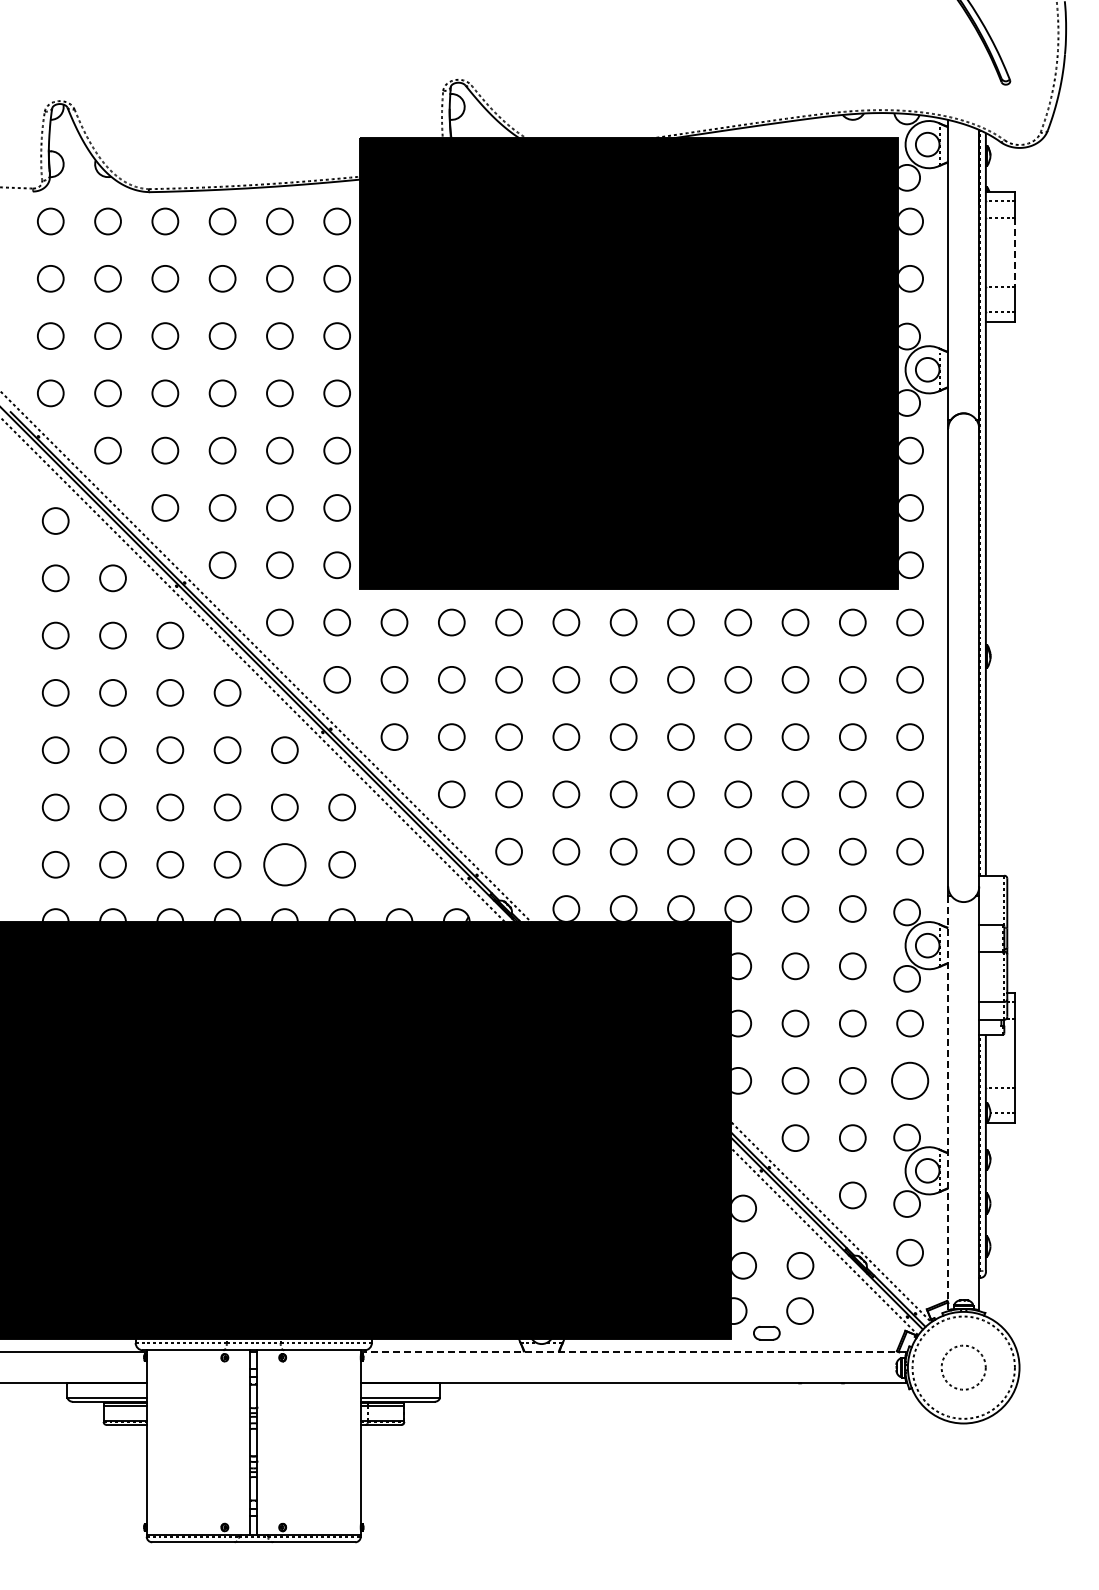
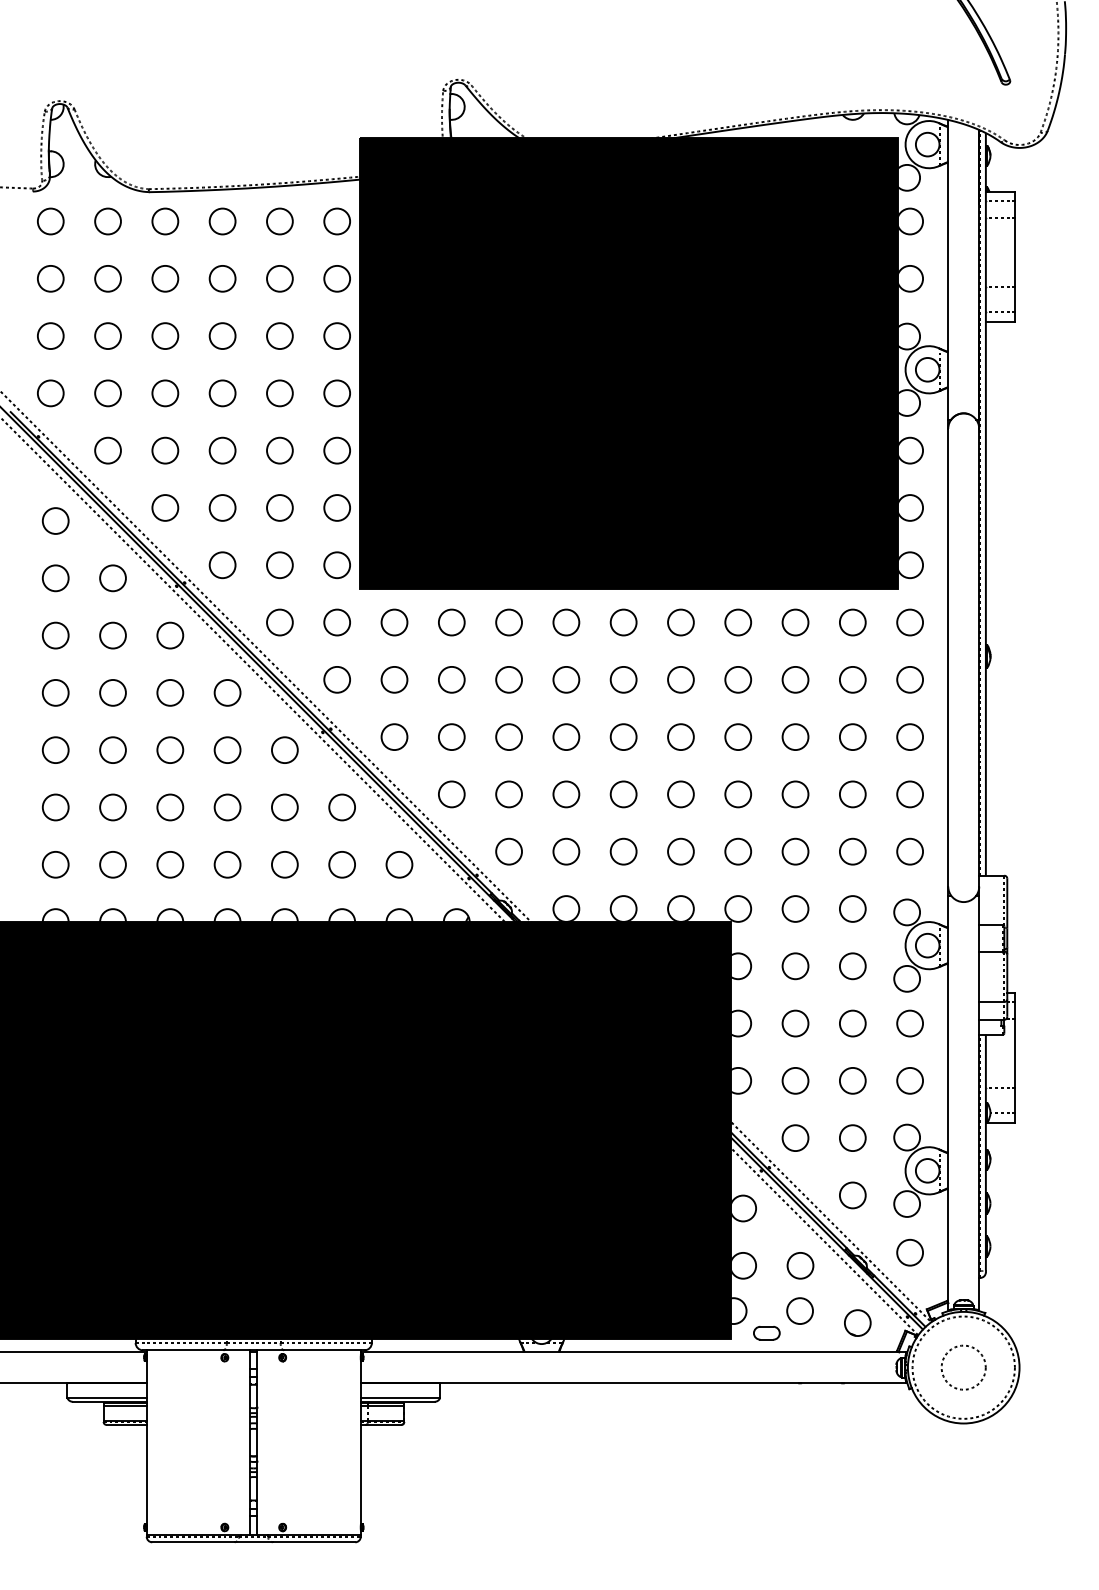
line: dashed -> solid (1015, 252)
circle diameter: 41 px -> 26 px (284, 864)
circle: none -> present (399, 864)
circle diameter: 36 px -> 26 px (910, 1080)
line: dashed -> solid (948, 1103)
circle: none -> present (857, 1322)
line: dashed -> solid (633, 1352)
